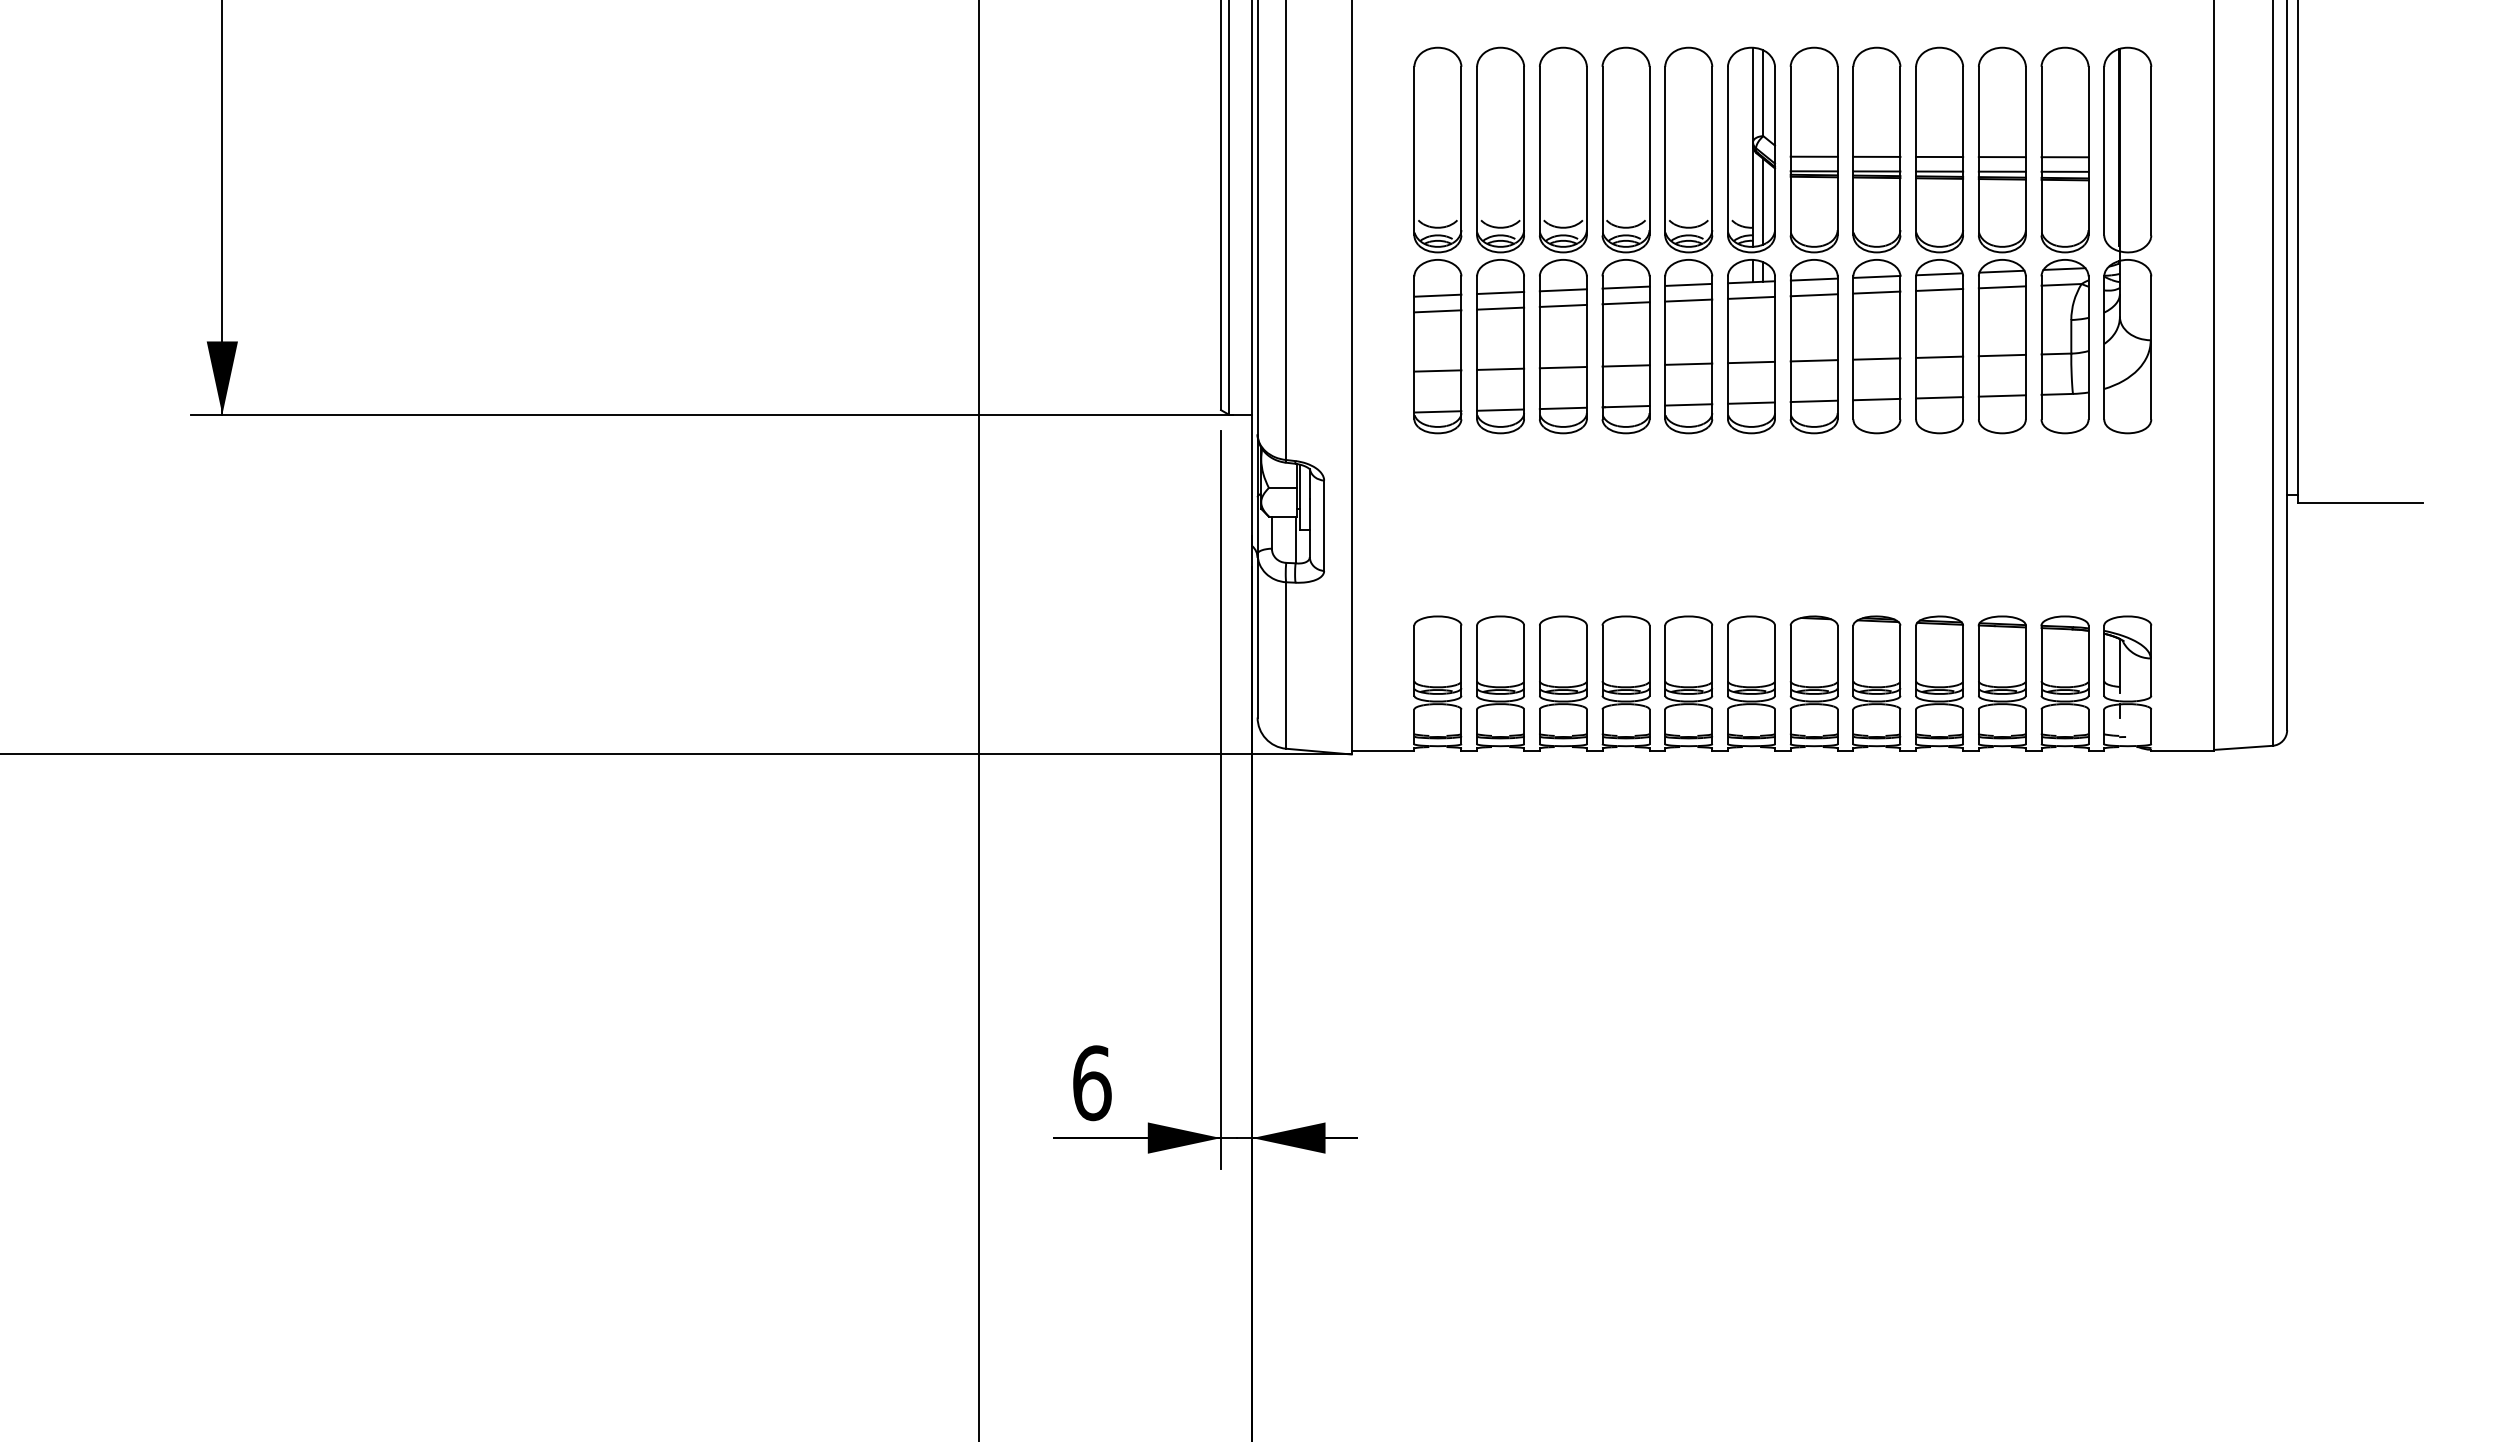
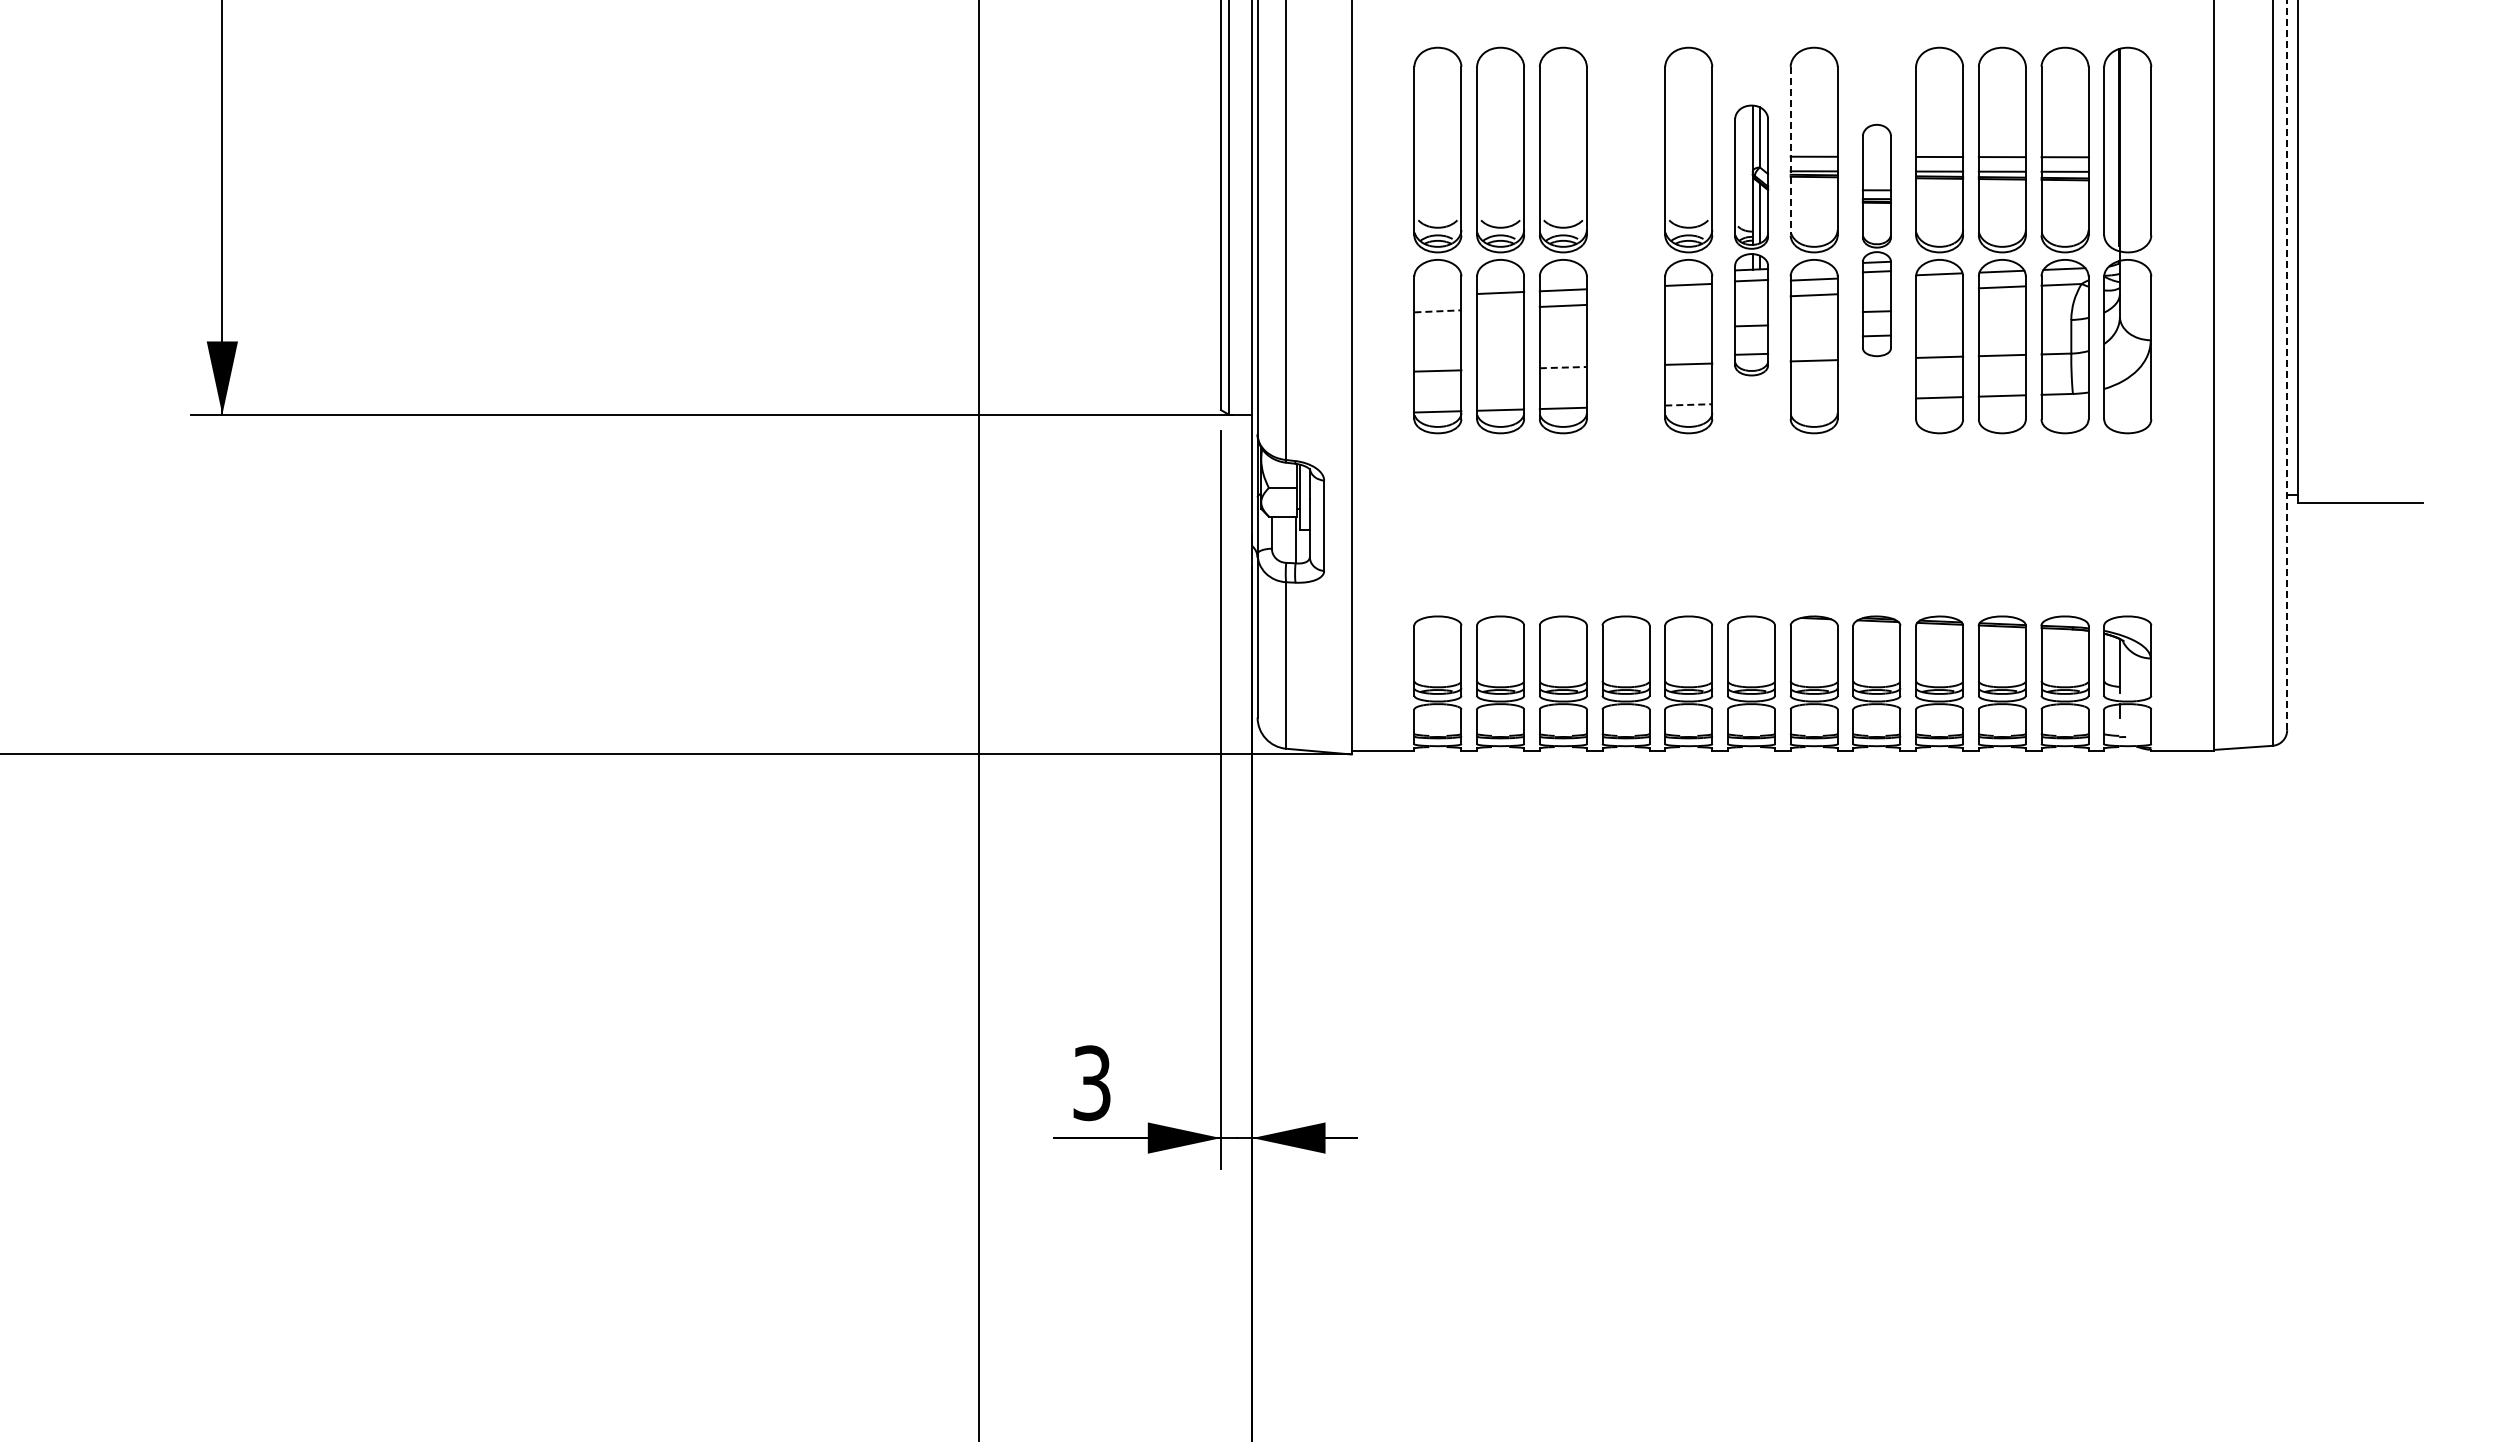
line: solid -> dashed (1790, 151)
part: present -> none (1625, 240)
part size: 50x389 px -> 36x273 px (1751, 240)
part size: 50x389 px -> 31x234 px (1876, 240)
line: present -> none (1939, 289)
line: present -> none (1437, 295)
line: present -> none (1688, 300)
line: present -> none (1500, 308)
line: solid -> dashed (1437, 311)
line: solid -> dashed (2287, 365)
line: solid -> dashed (1563, 367)
line: present -> none (1500, 368)
line: present -> none (1813, 401)
line: solid -> dashed (1688, 404)
text: 6 -> 3 (1092, 1083)
